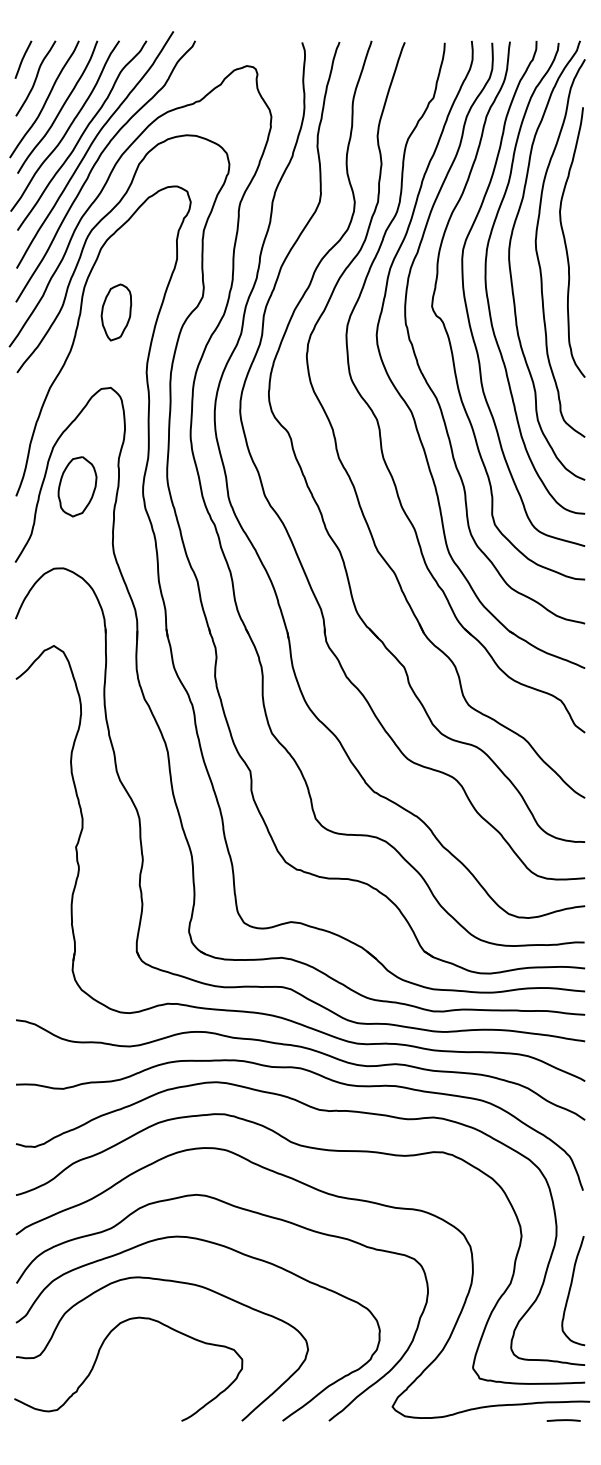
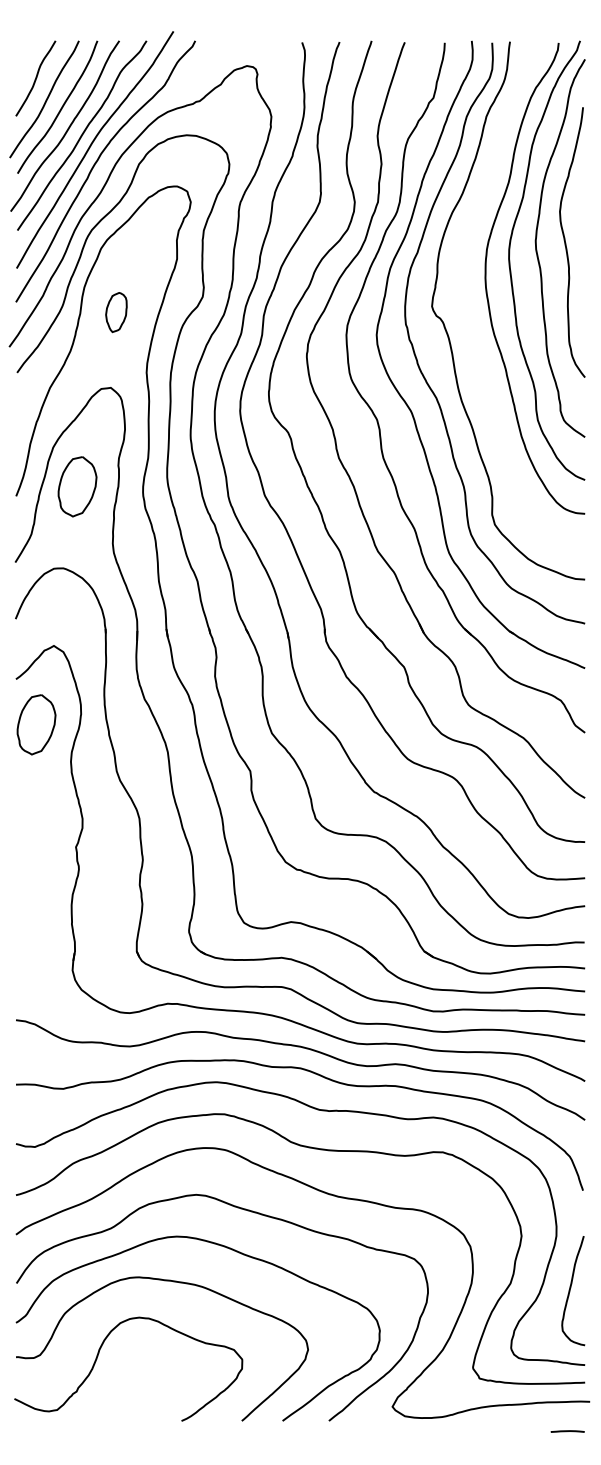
curve: present -> none (23, 59)
curve: present -> none (467, 306)
part size: 33x59 px -> 23x42 px (116, 312)
part: none -> present (36, 724)
line position: (563, 1420) -> (567, 1431) (567, 1431)
